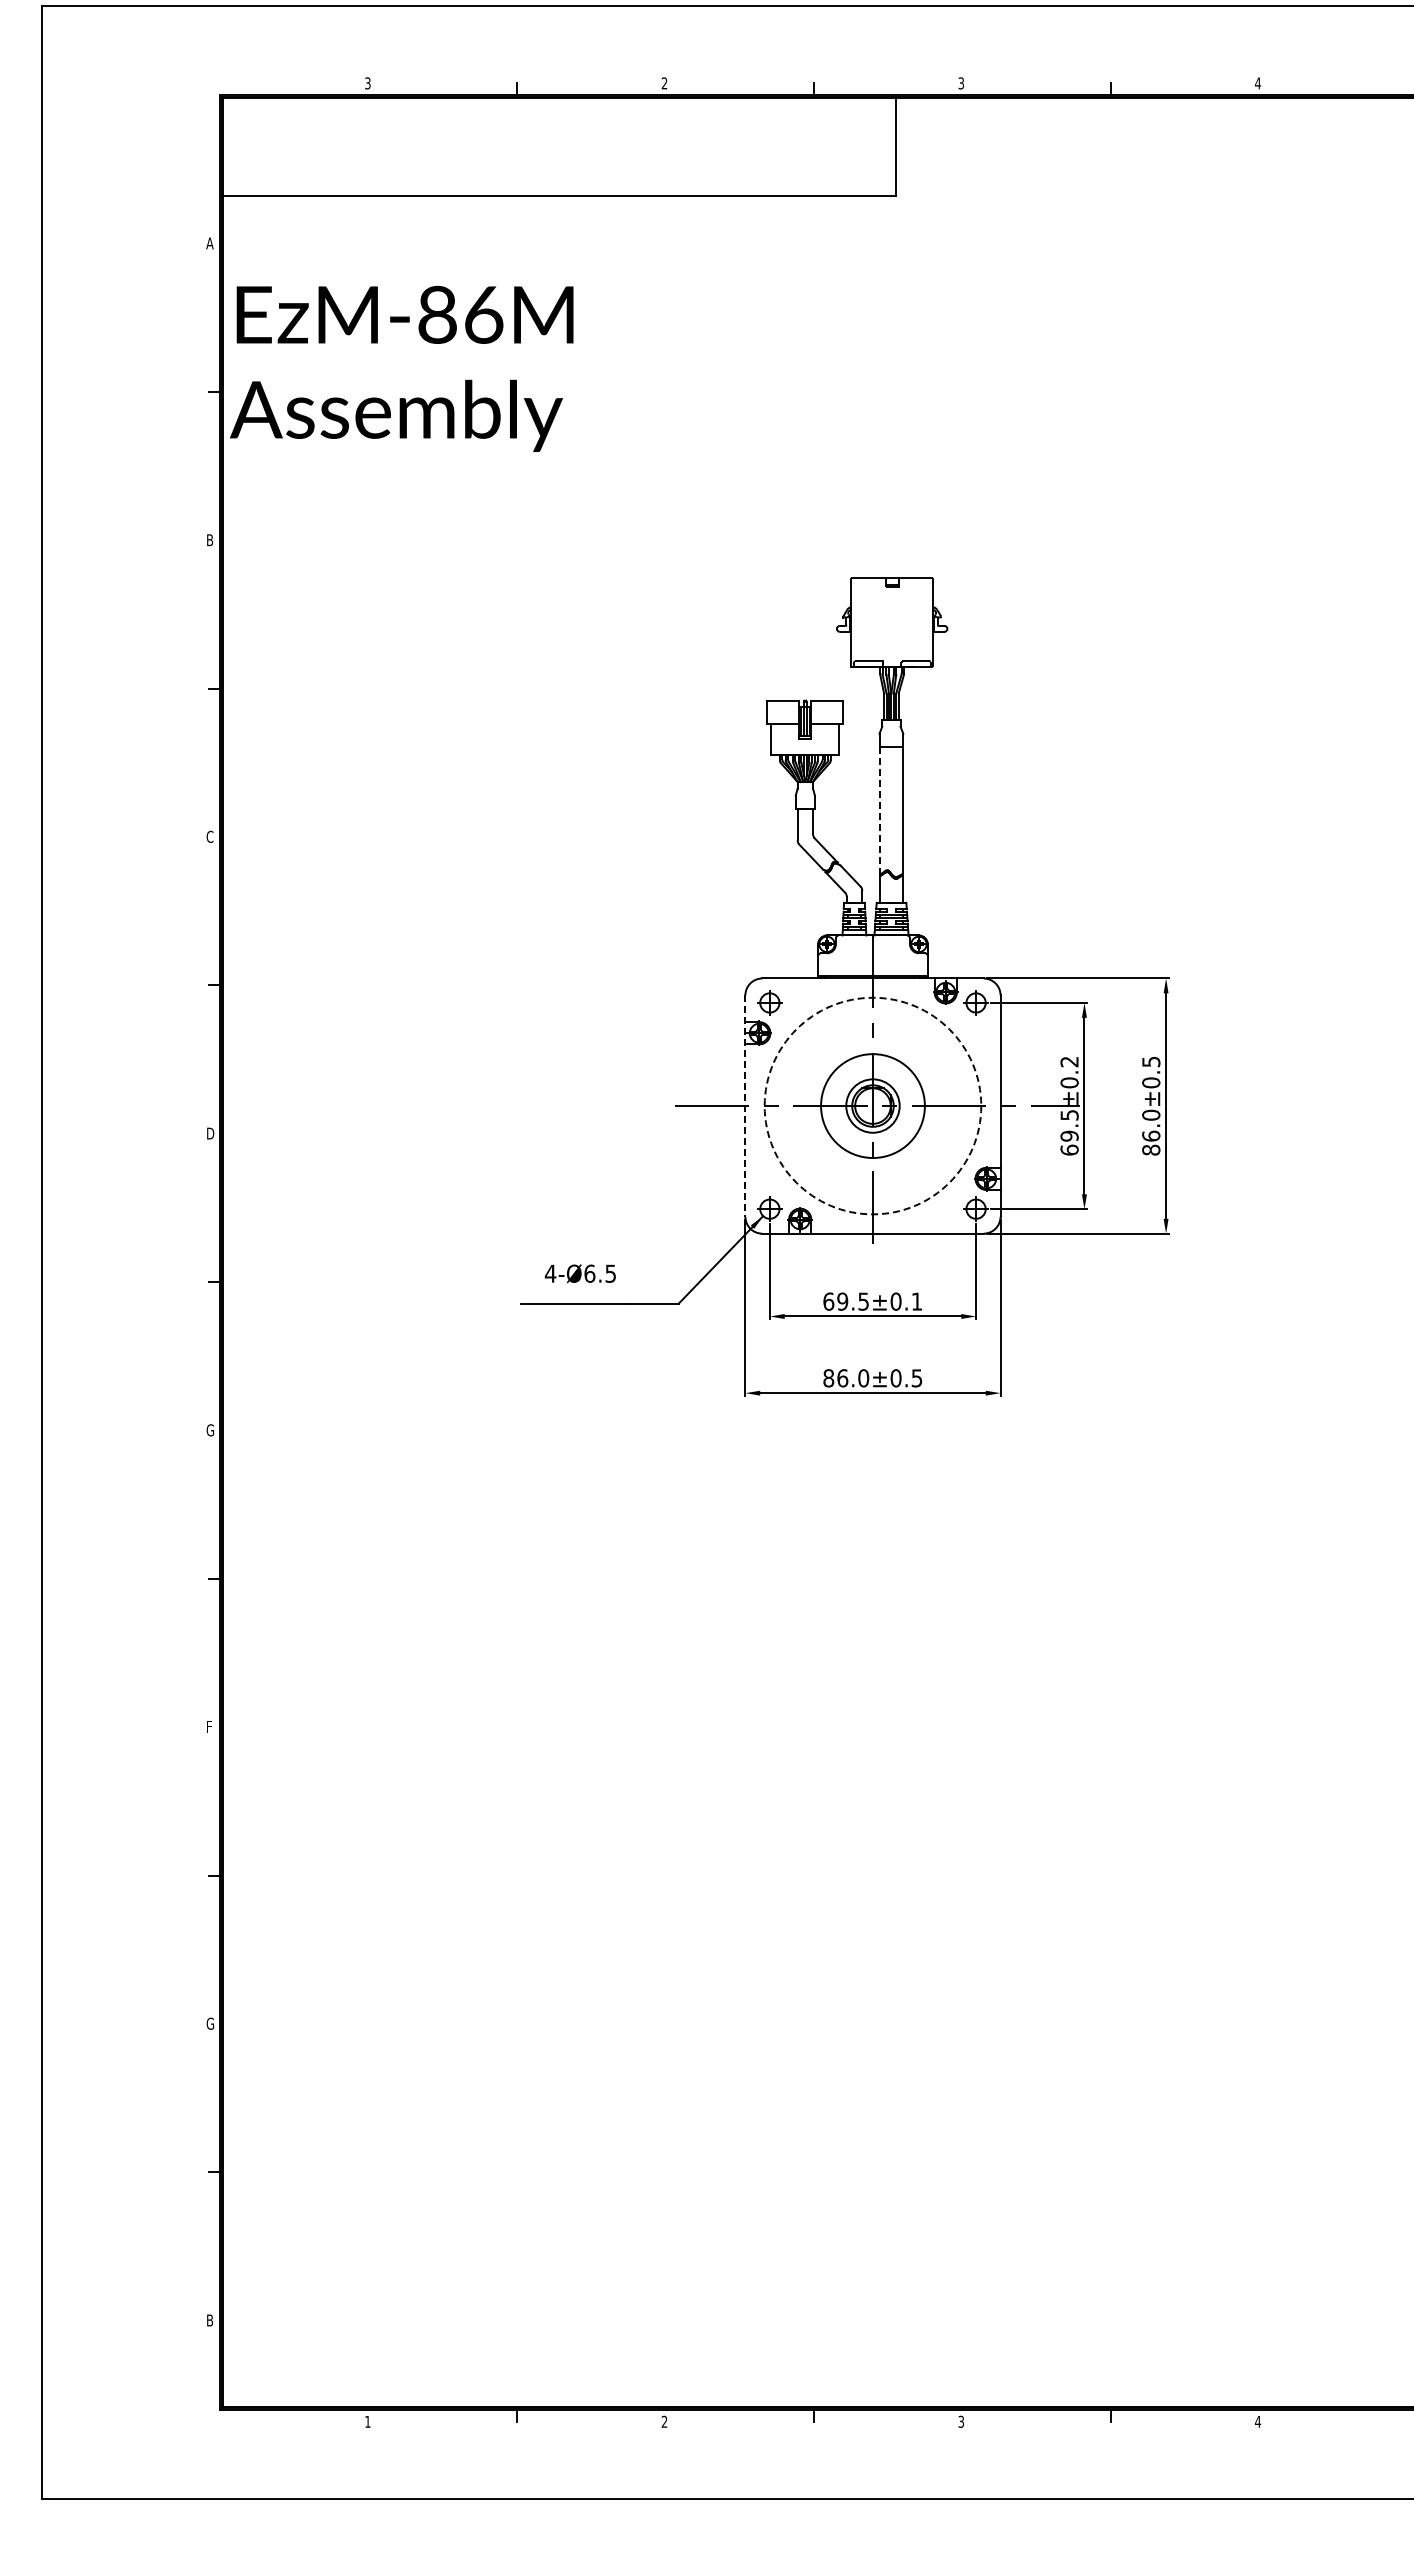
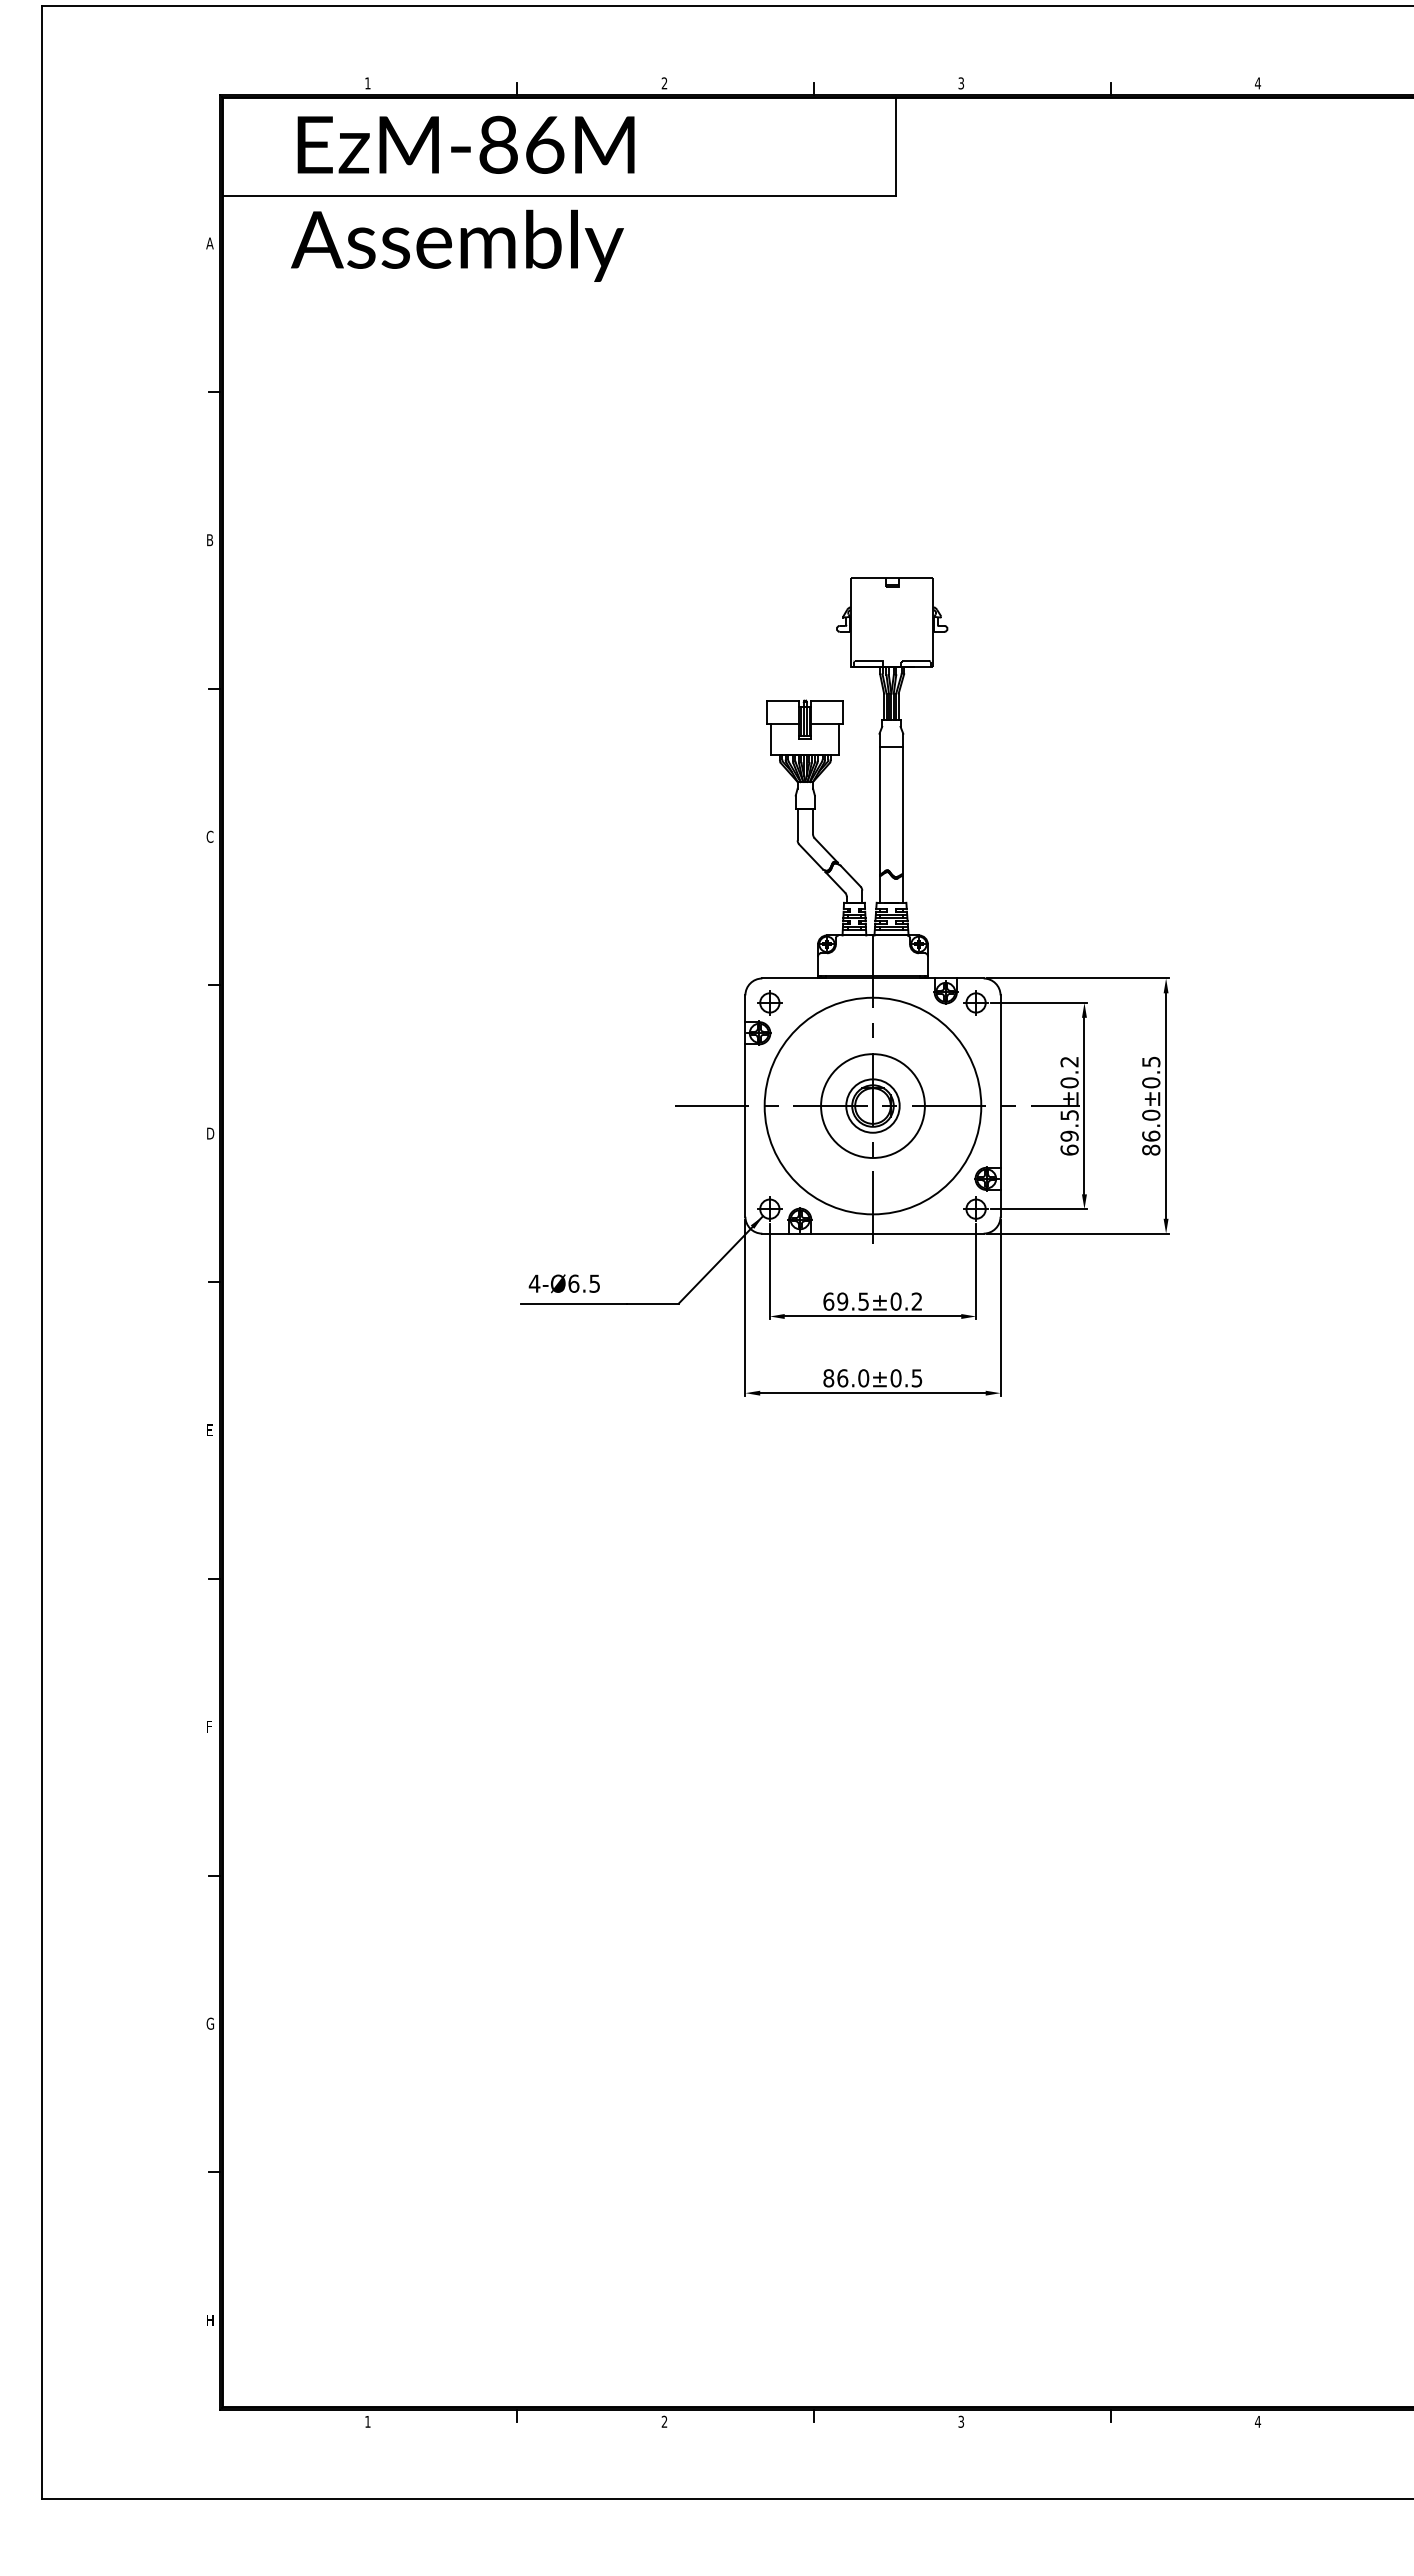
text: 3 -> 1 (367, 83)
text position: (401, 368) -> (462, 198) (462, 198)
line: dashed -> solid (880, 810)
circle: dashed -> solid (872, 1105)
line: dashed -> solid (745, 1106)
text position: (579, 1273) -> (563, 1283) (563, 1283)
text: 69.5±0.1 -> 69.5±0.2 (916, 1301)
text: G -> E (209, 1430)
text: B -> H (210, 2320)
